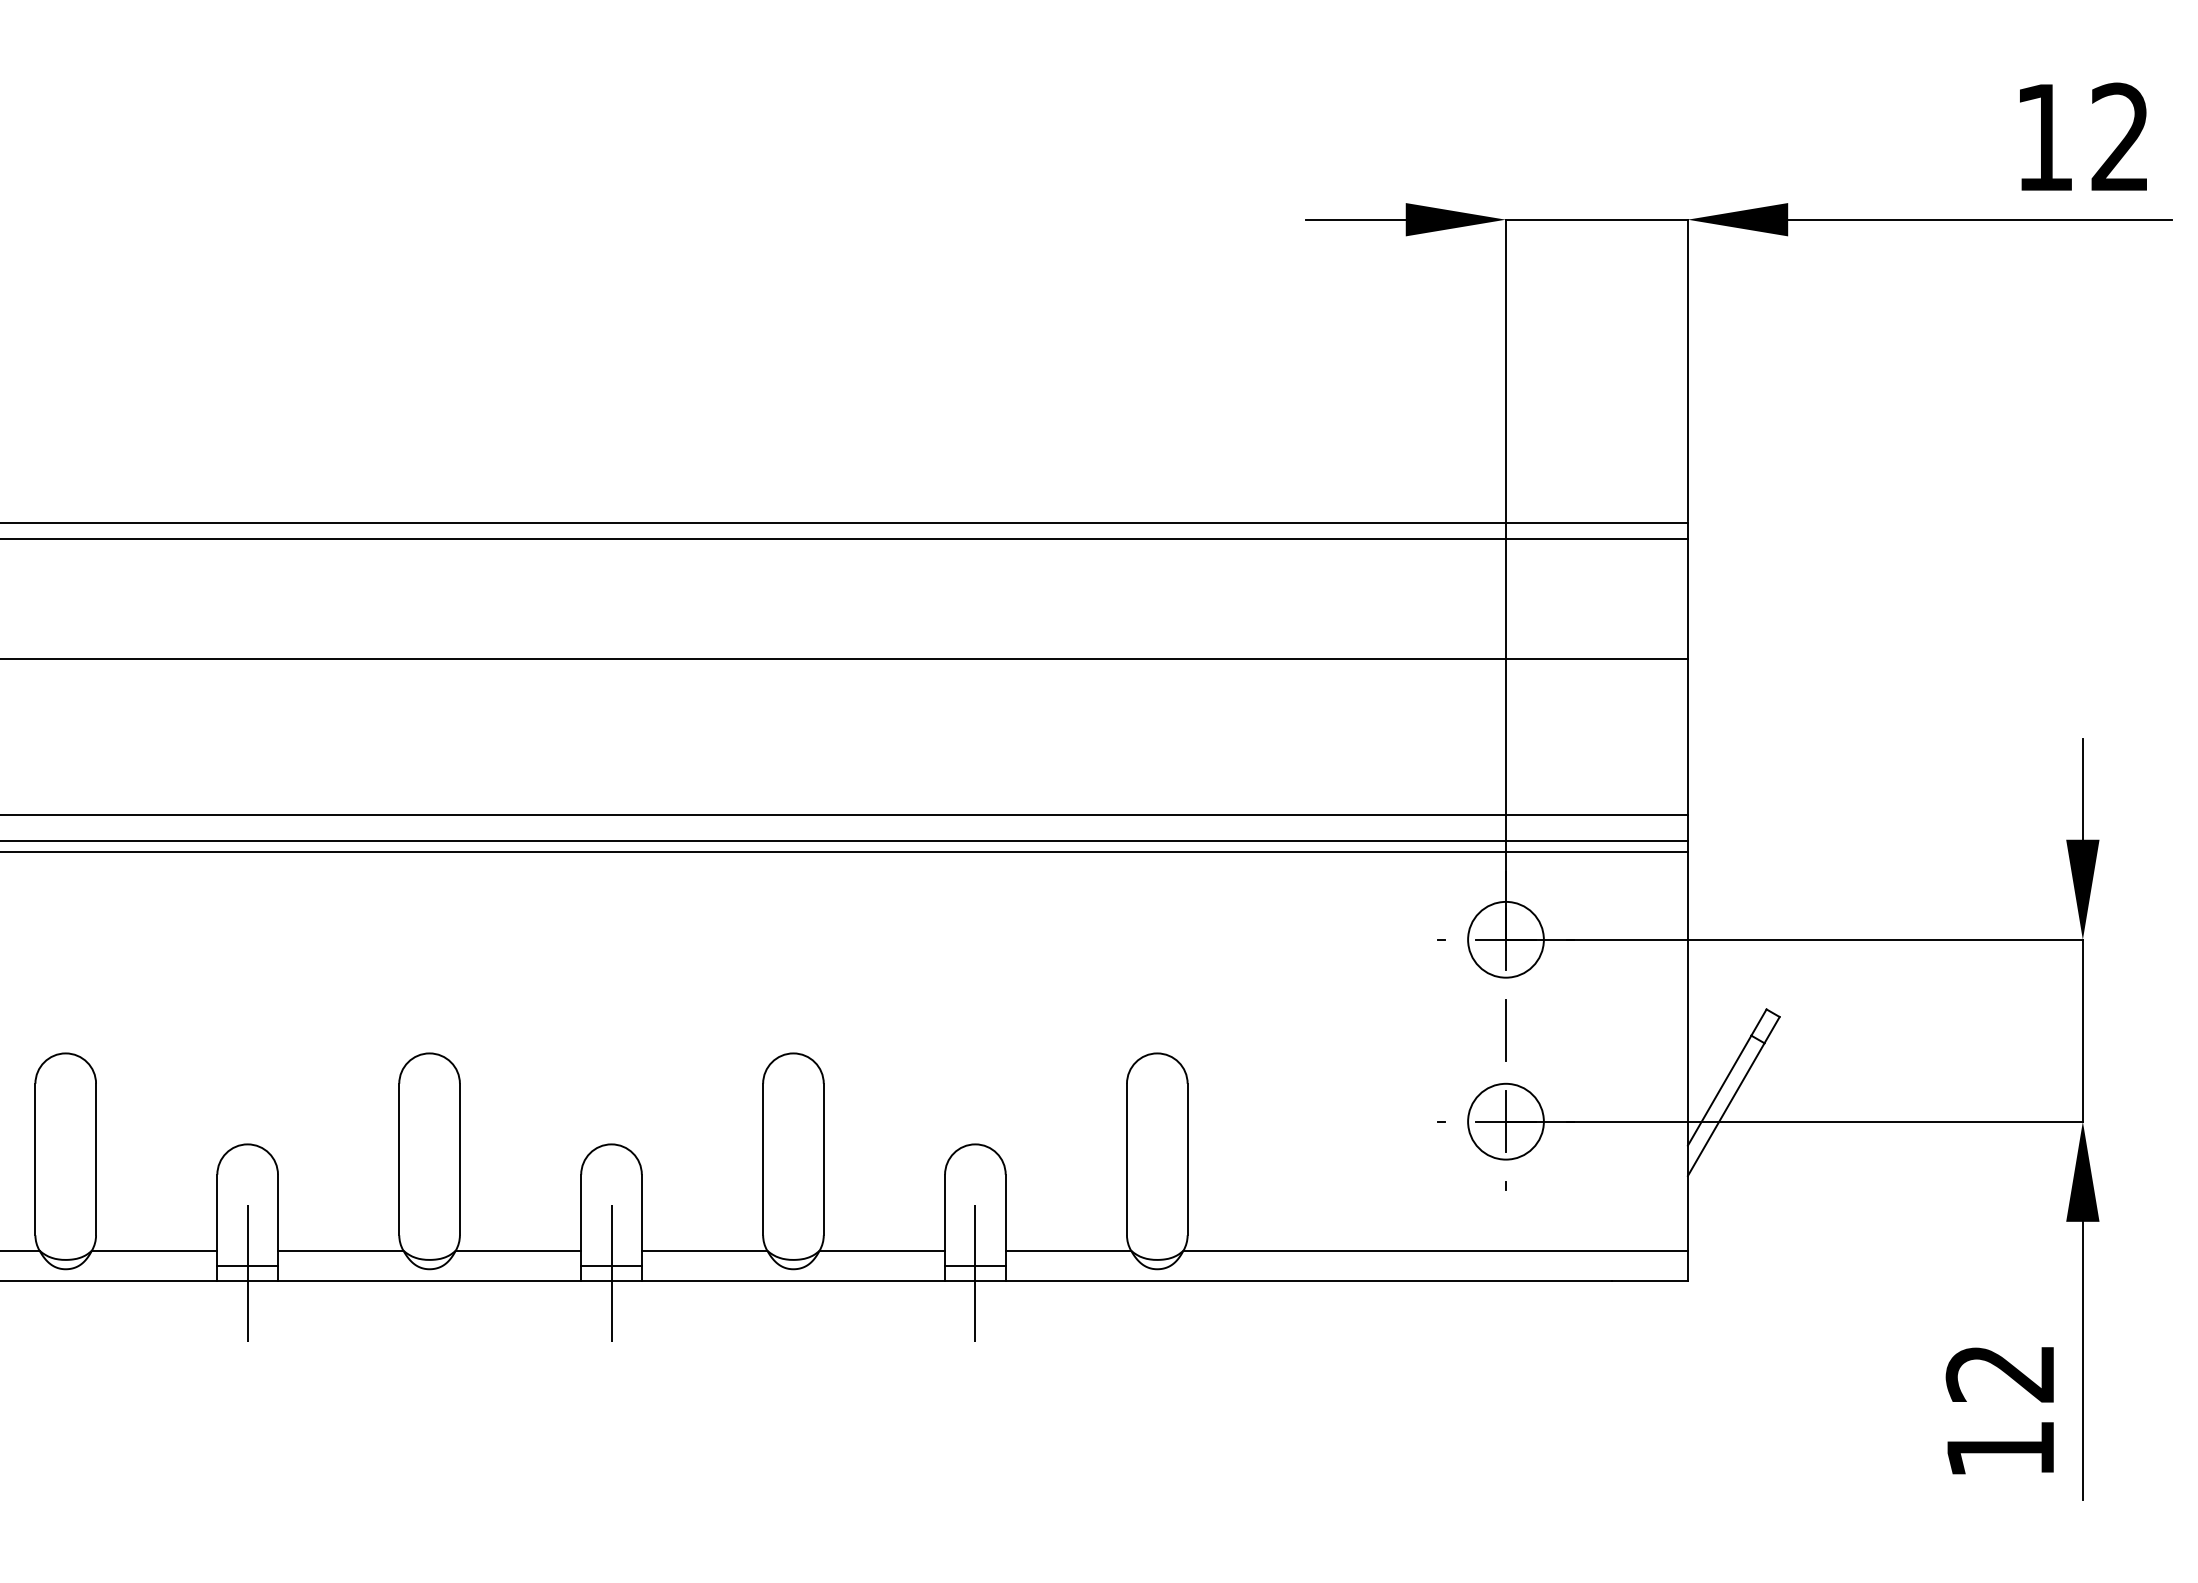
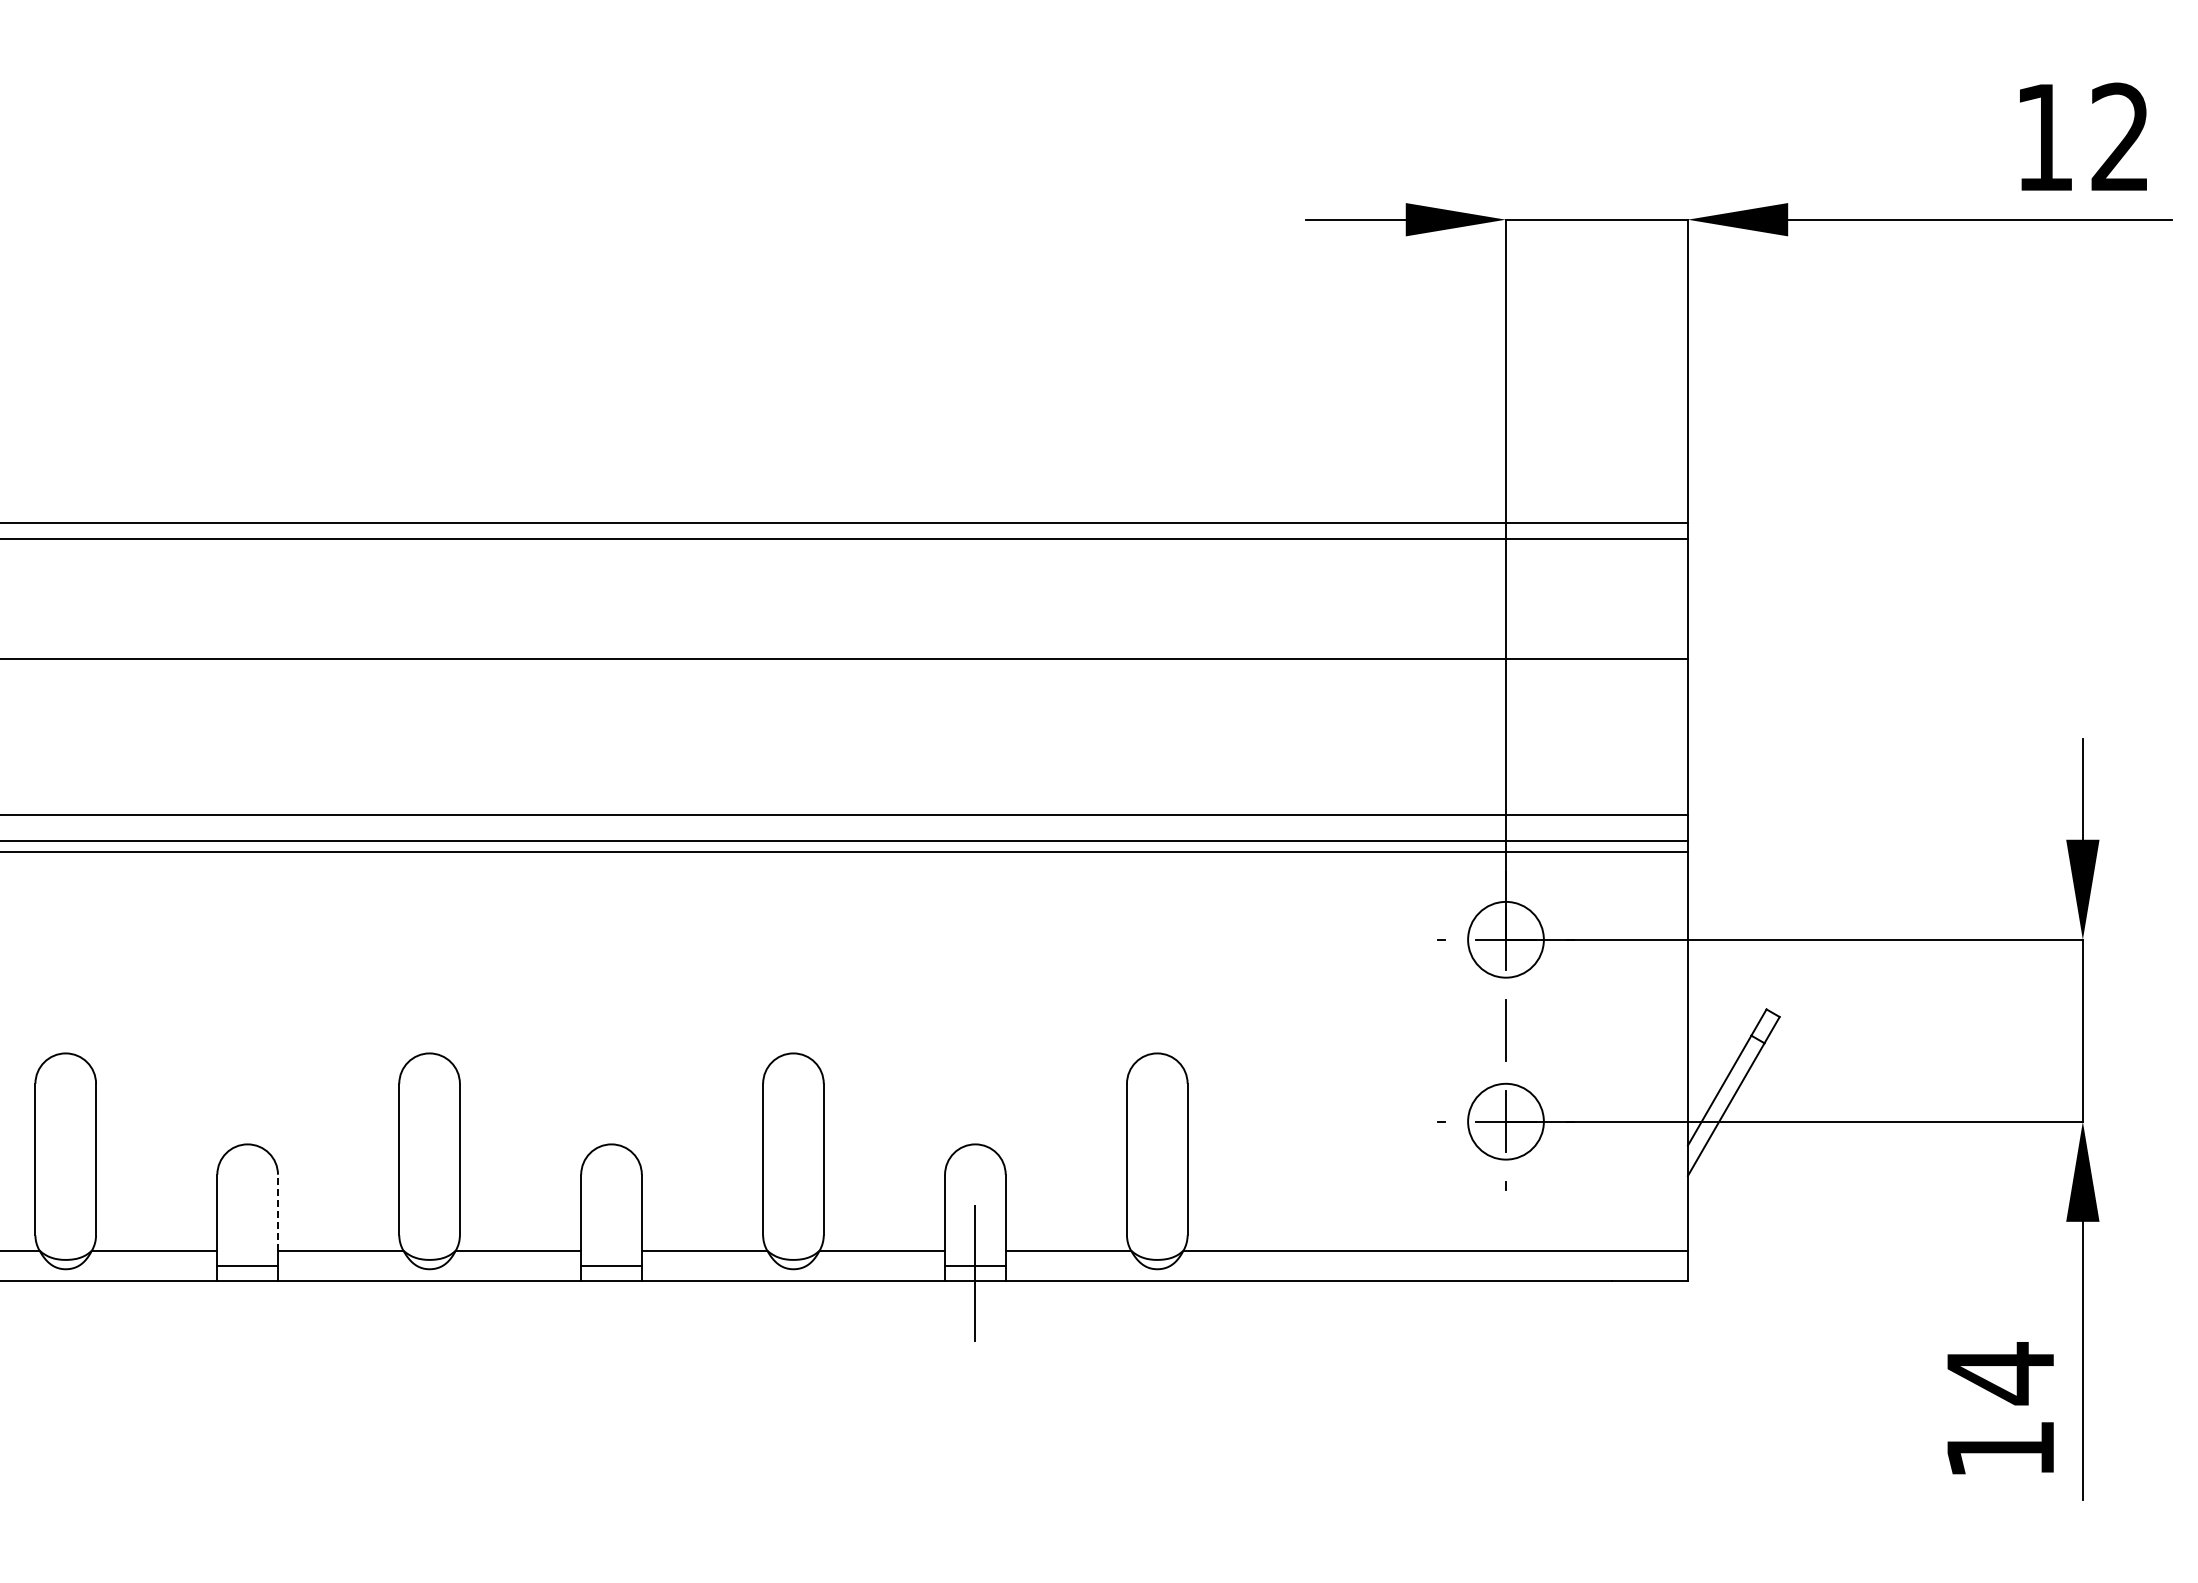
line: solid -> dashed (278, 1212)
line: present -> none (247, 1273)
line: present -> none (611, 1273)
text: 12 -> 14 (1999, 1373)
